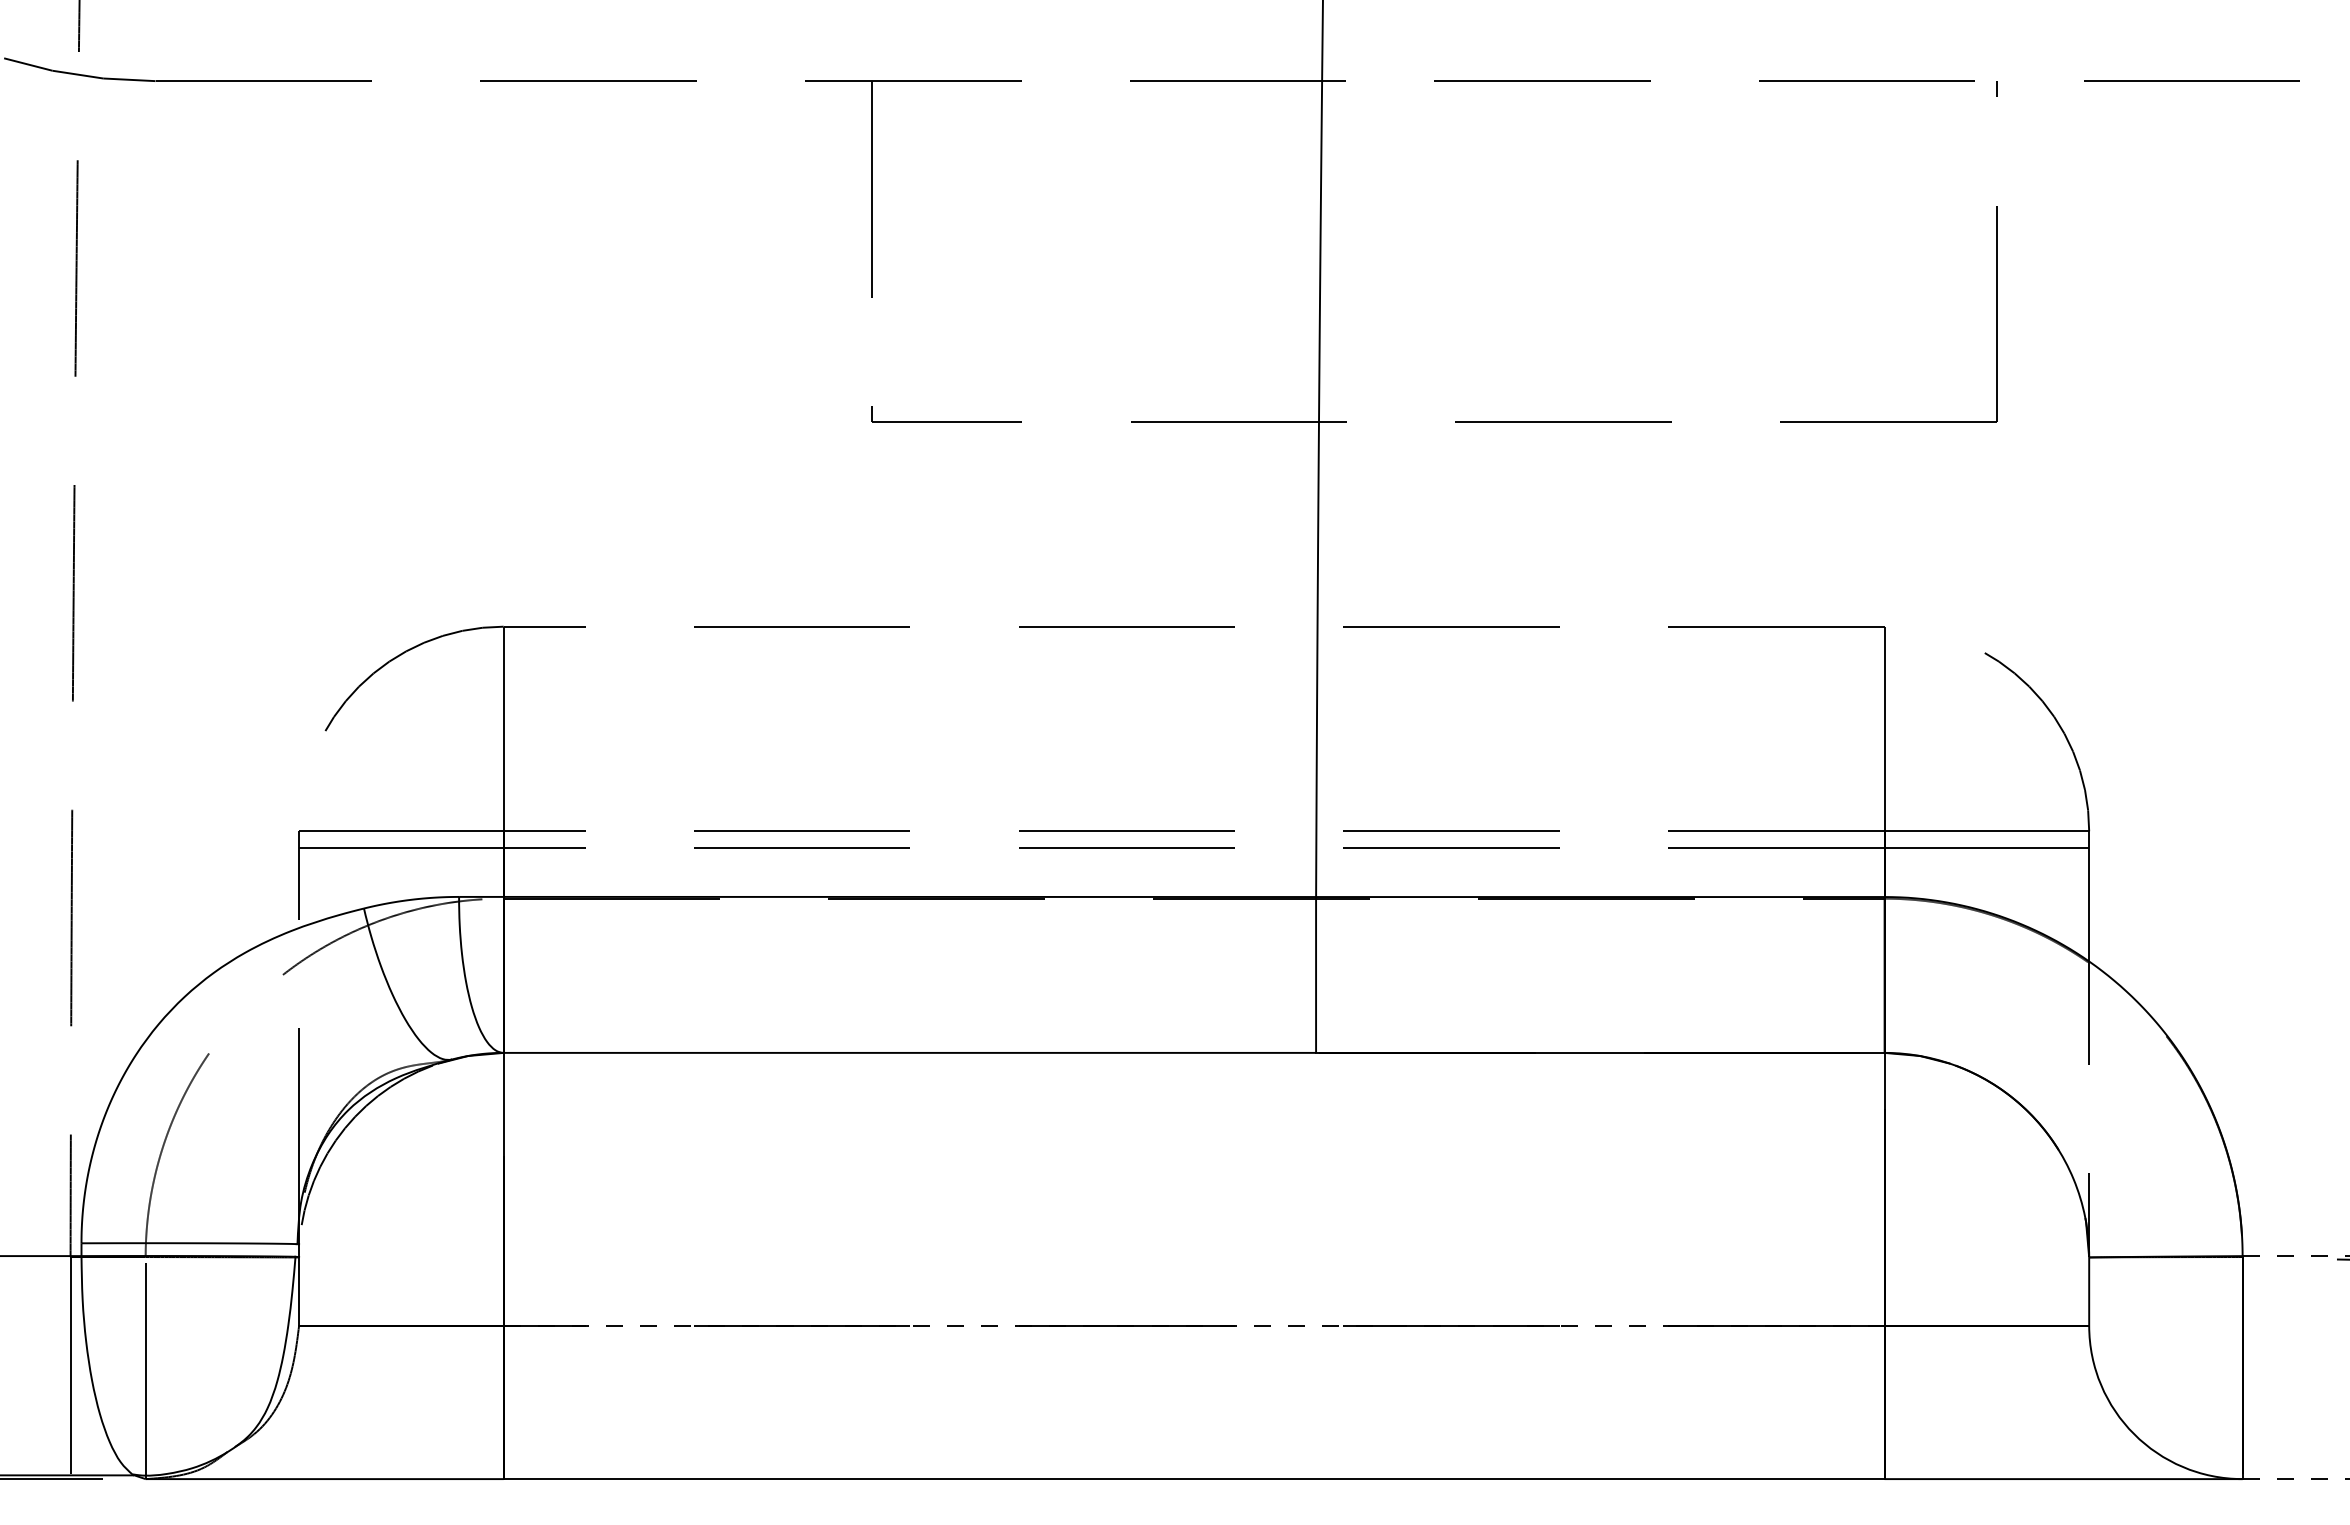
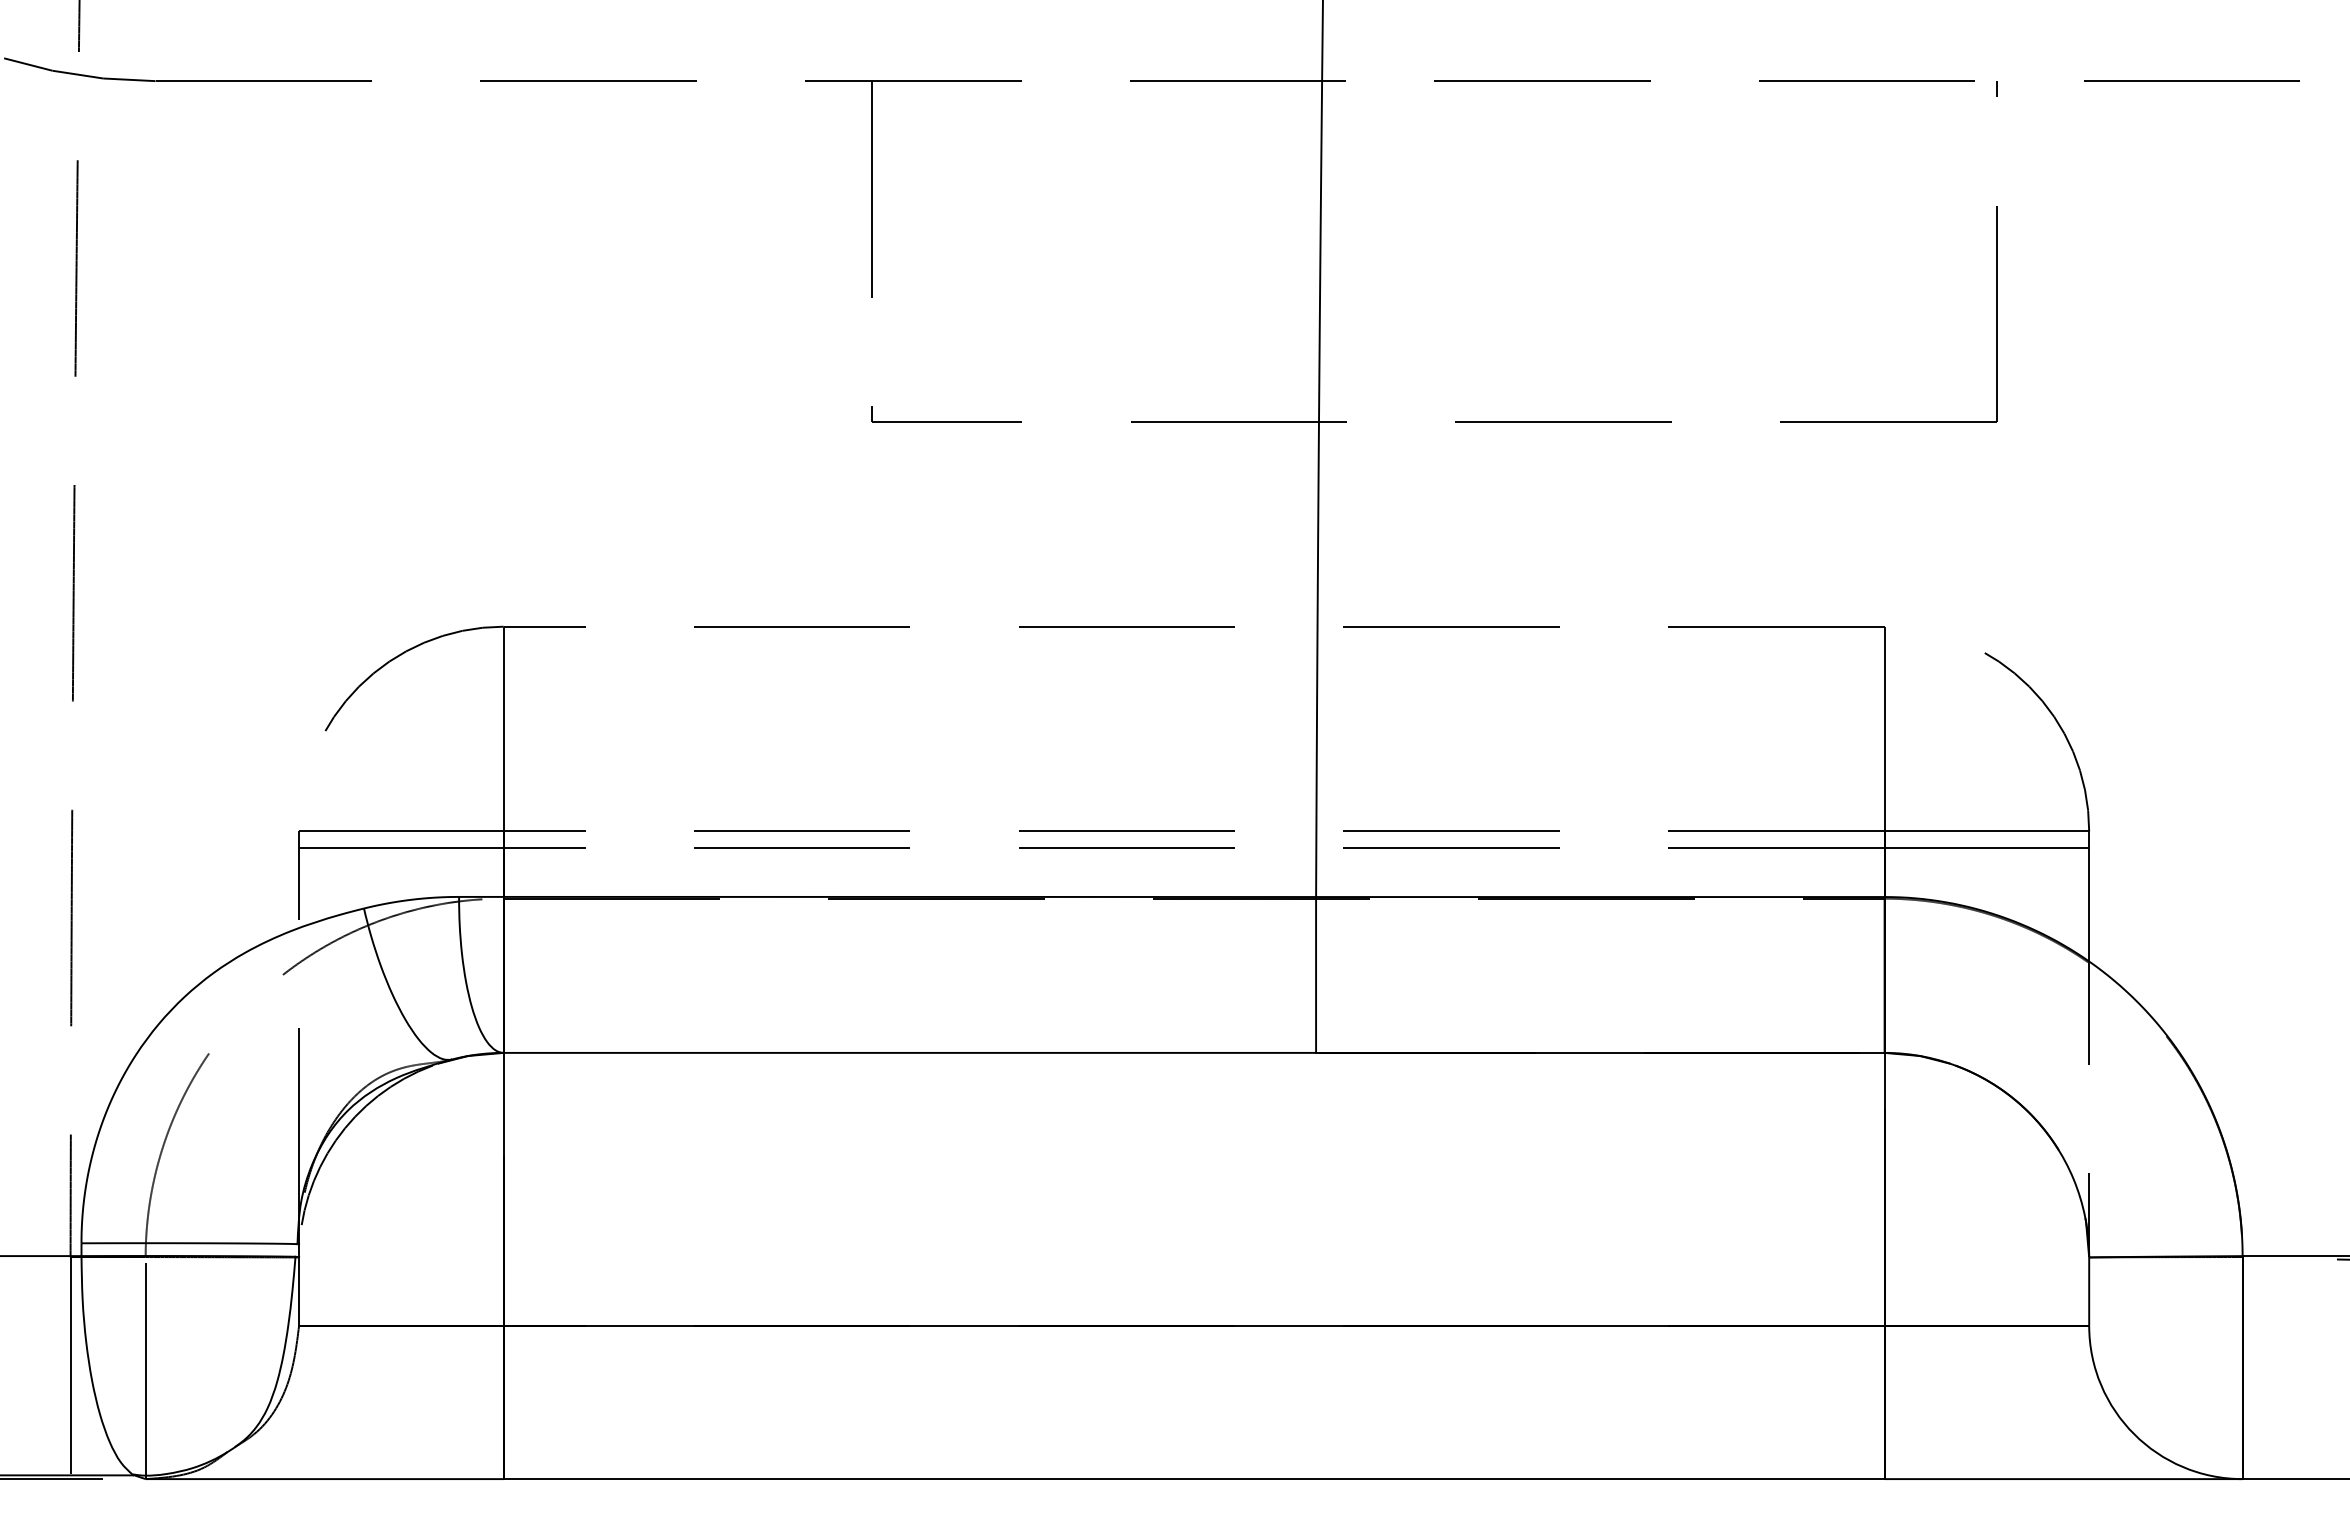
line: dashed -> solid (2296, 1256)
line: dashed -> solid (1194, 1325)
line: dashed -> solid (2296, 1479)
